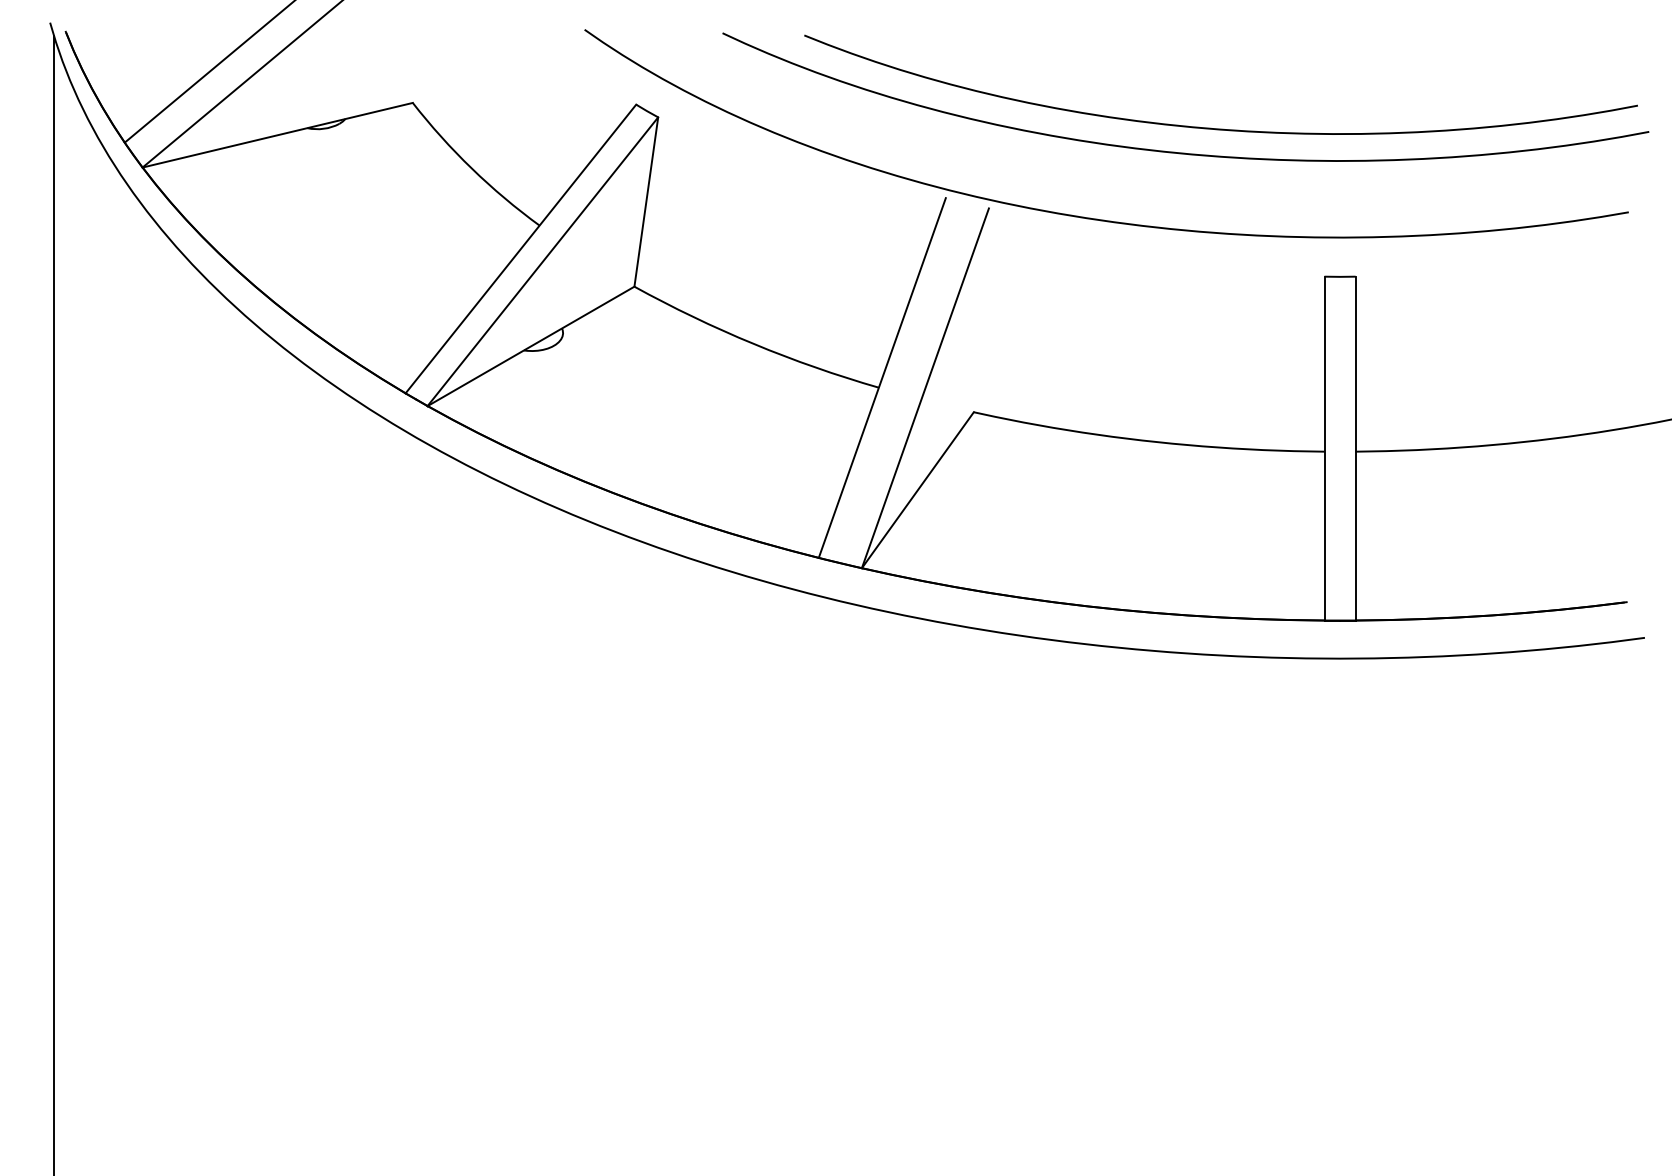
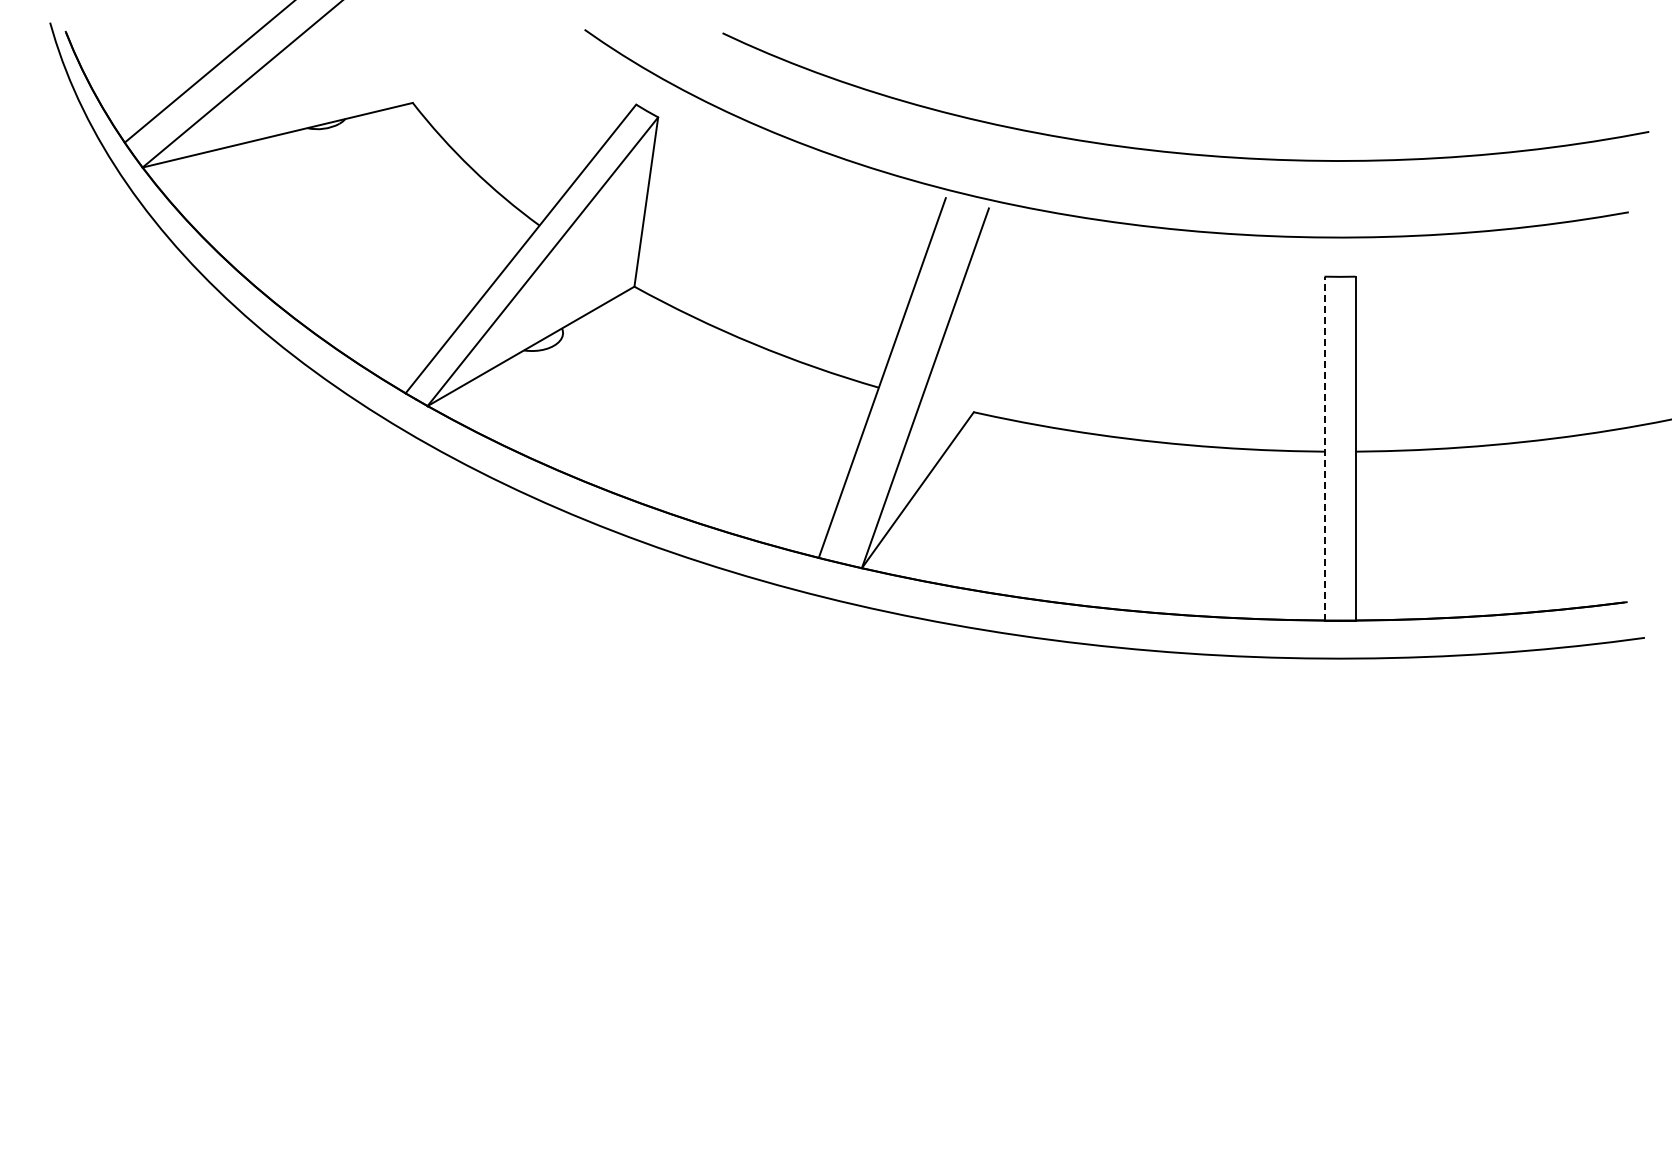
curve: present -> none (1211, 127)
line: solid -> dashed (1324, 448)
line: present -> none (54, 604)
